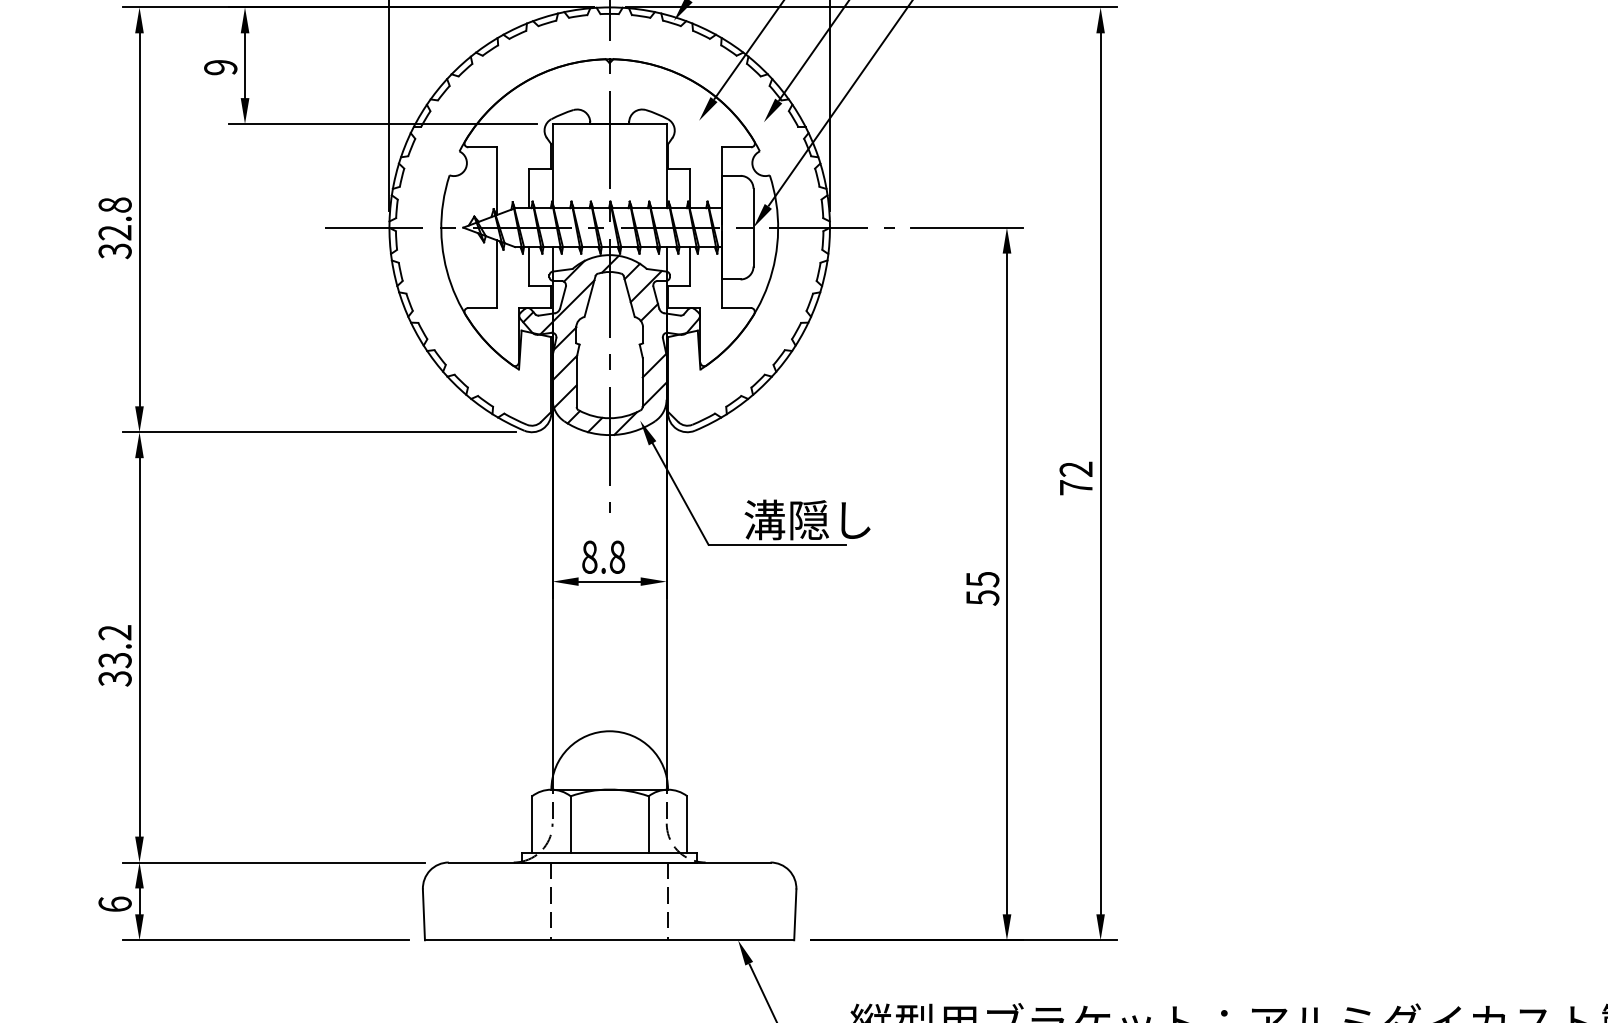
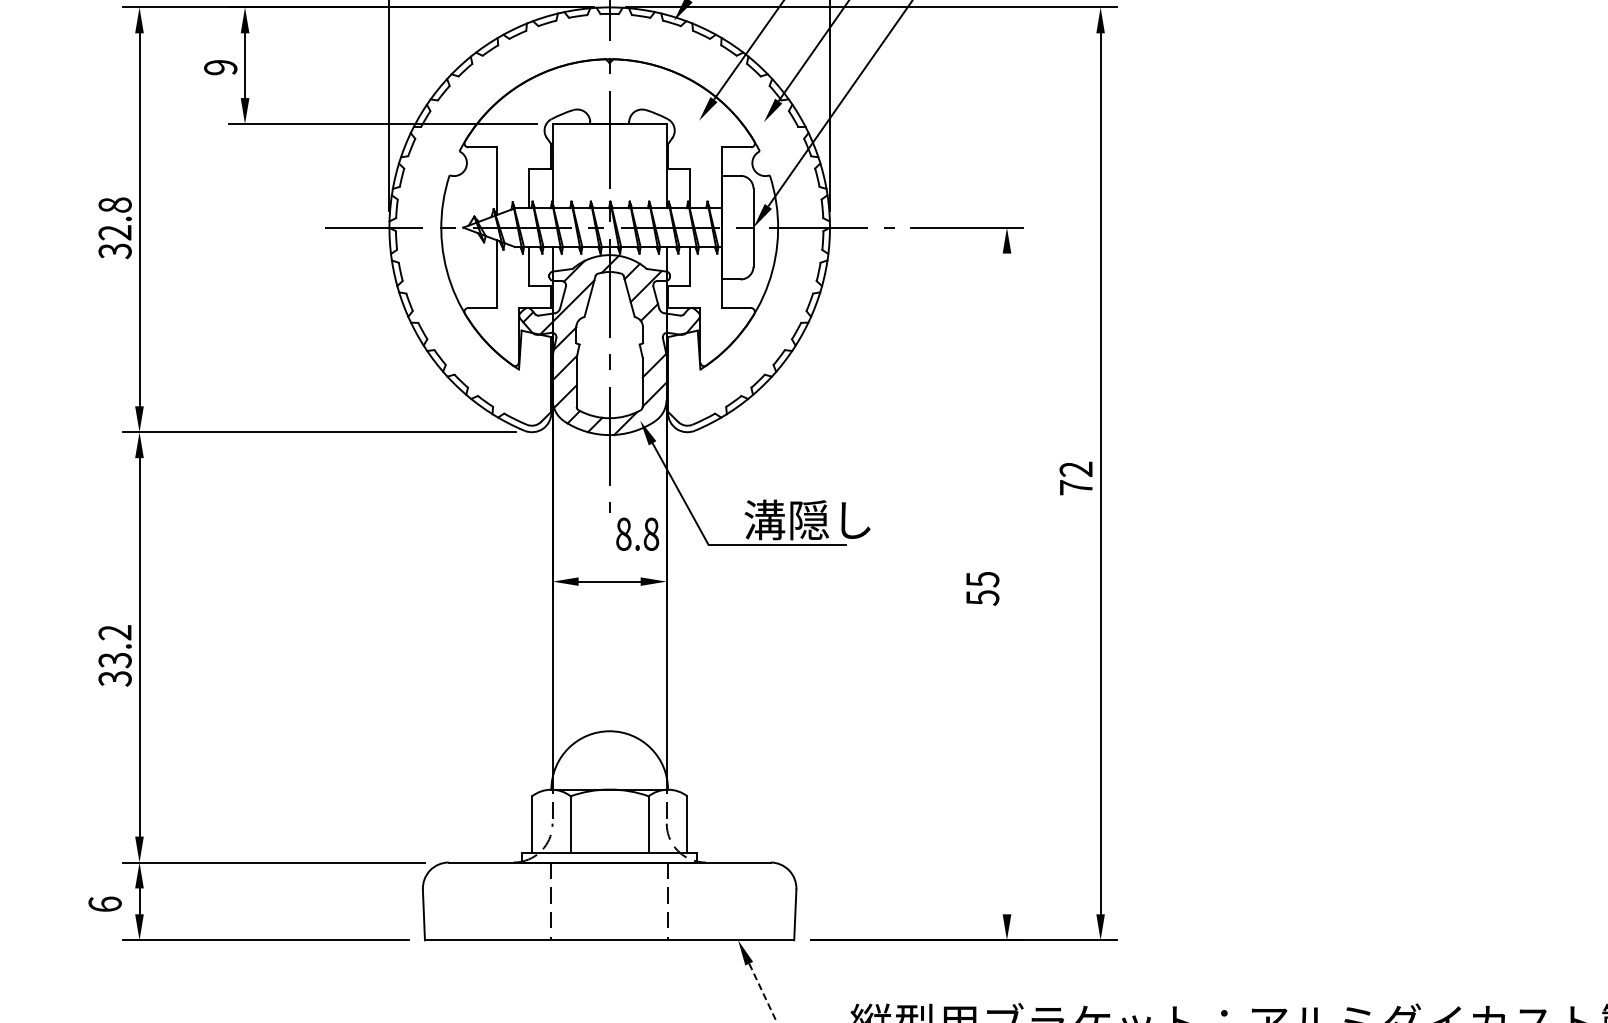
text position: (603, 556) -> (637, 533) (637, 533)
line: present -> none (1006, 583)
text position: (114, 903) -> (104, 903) (104, 903)
line: solid -> dashed (763, 993)
